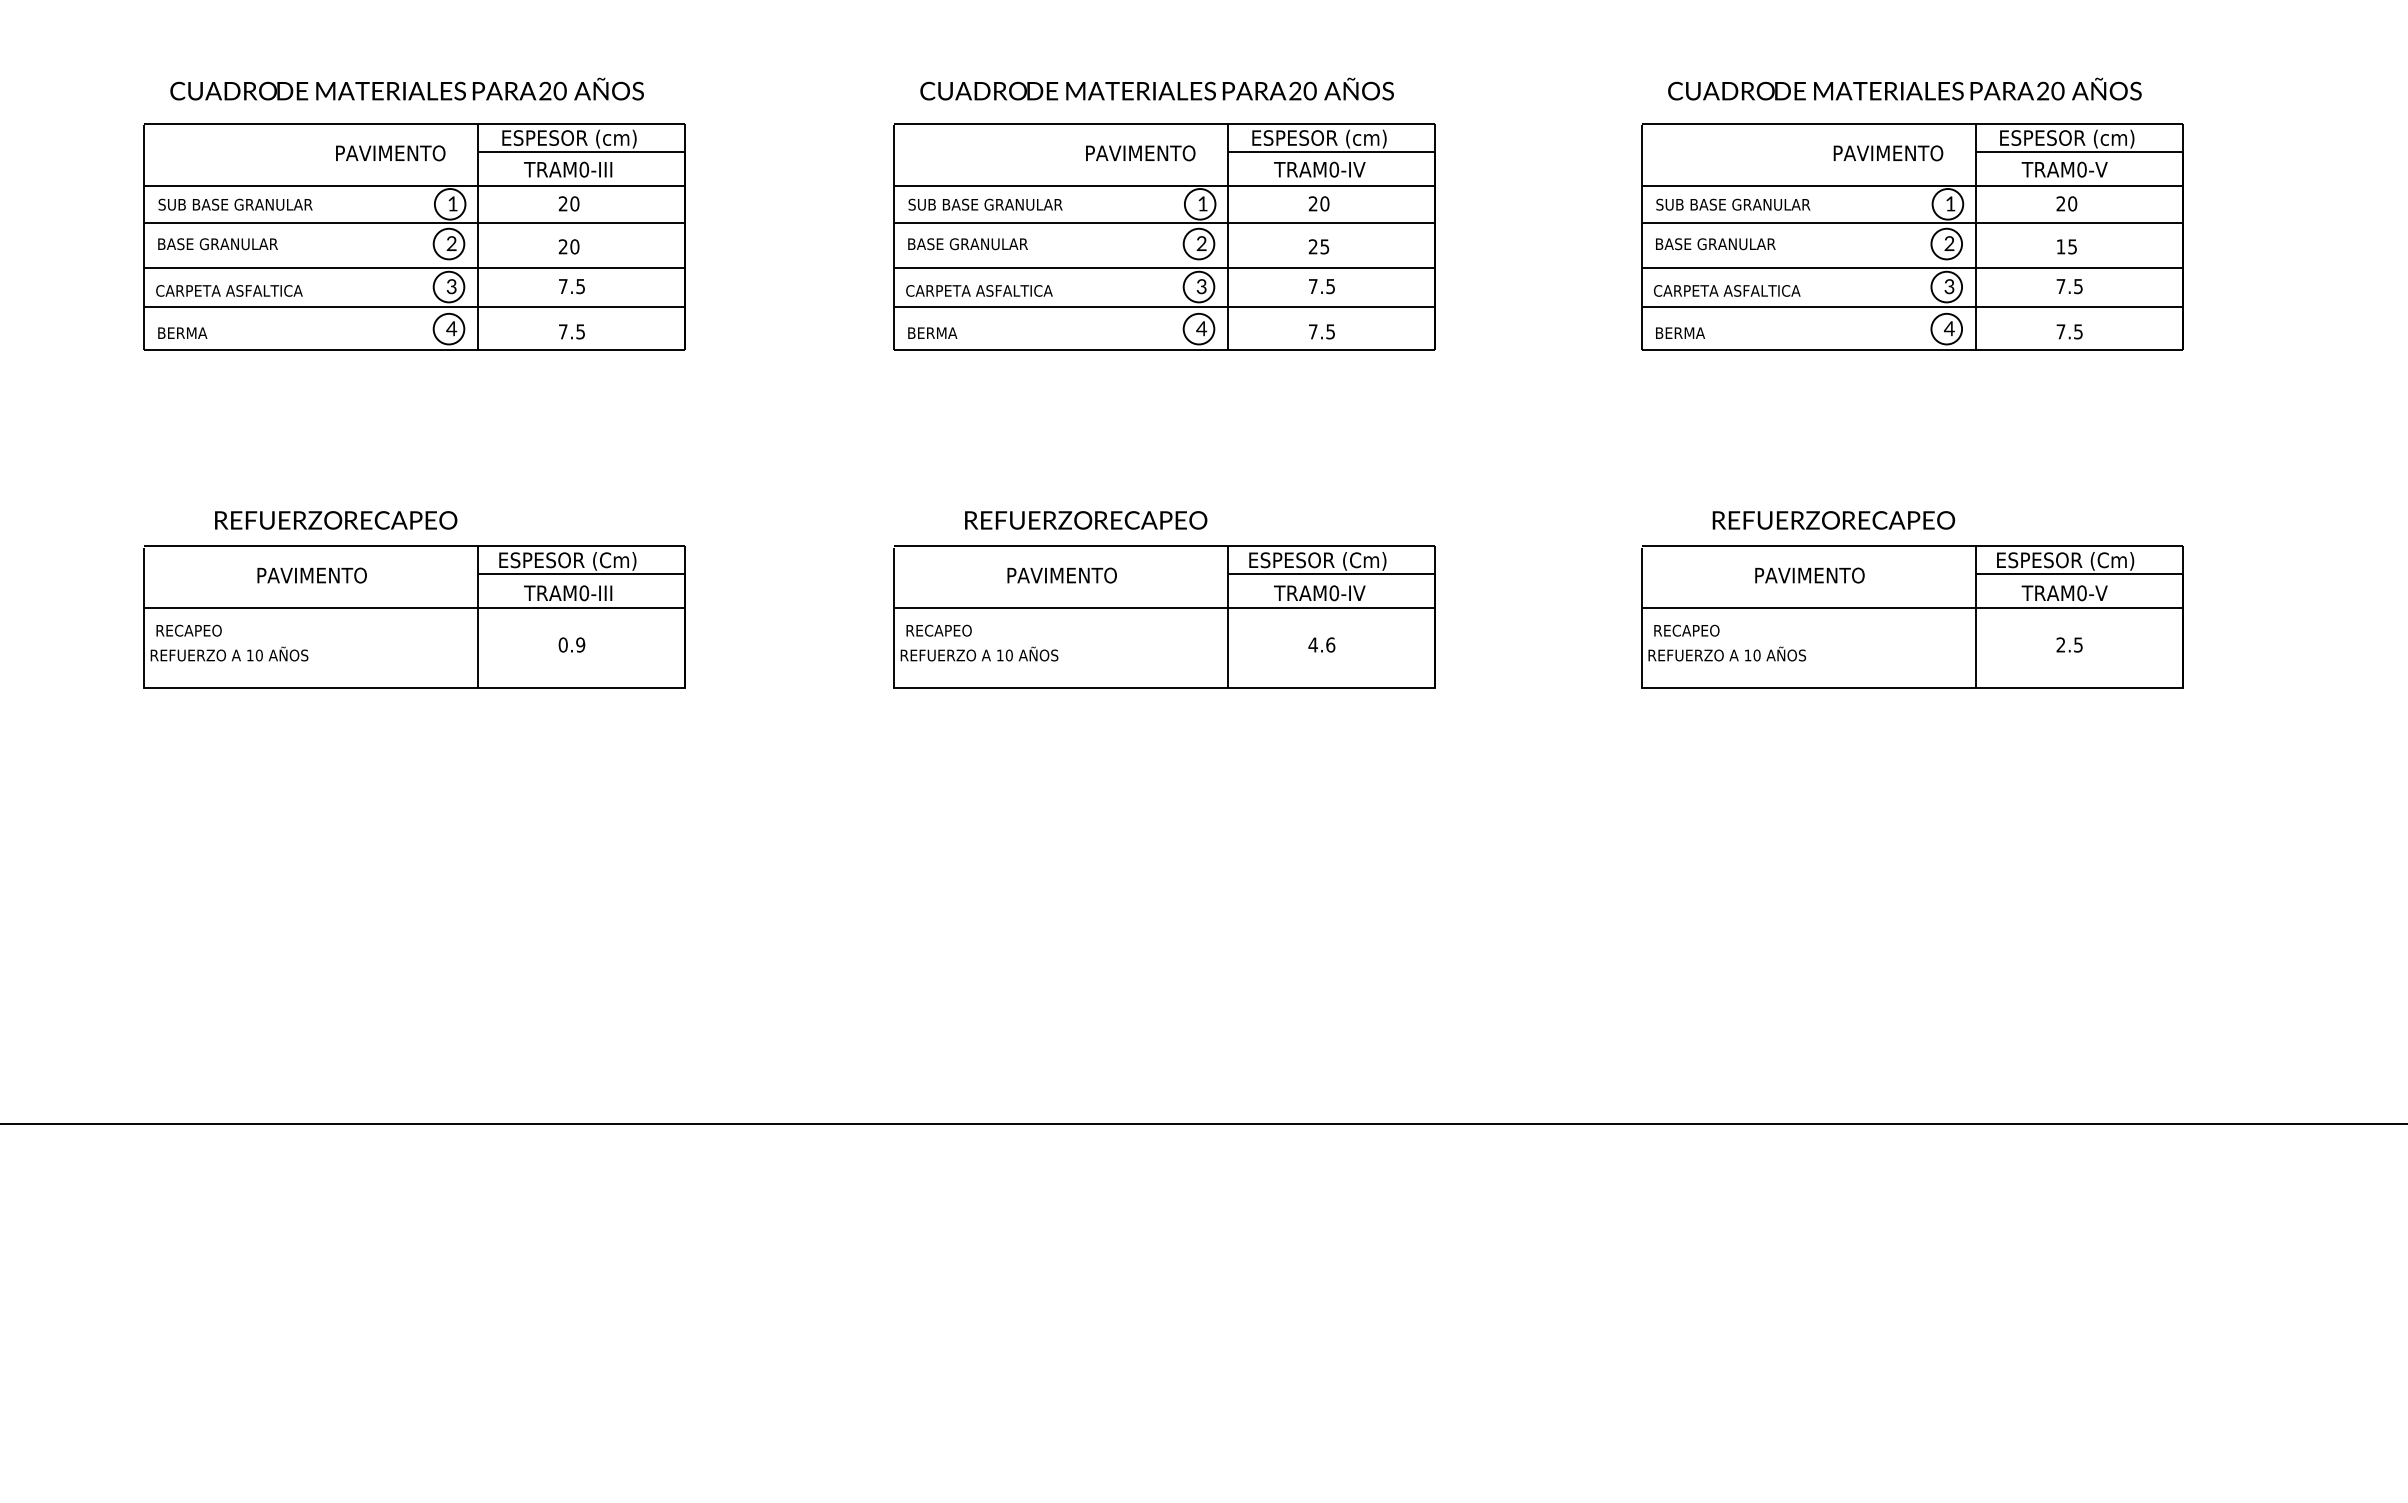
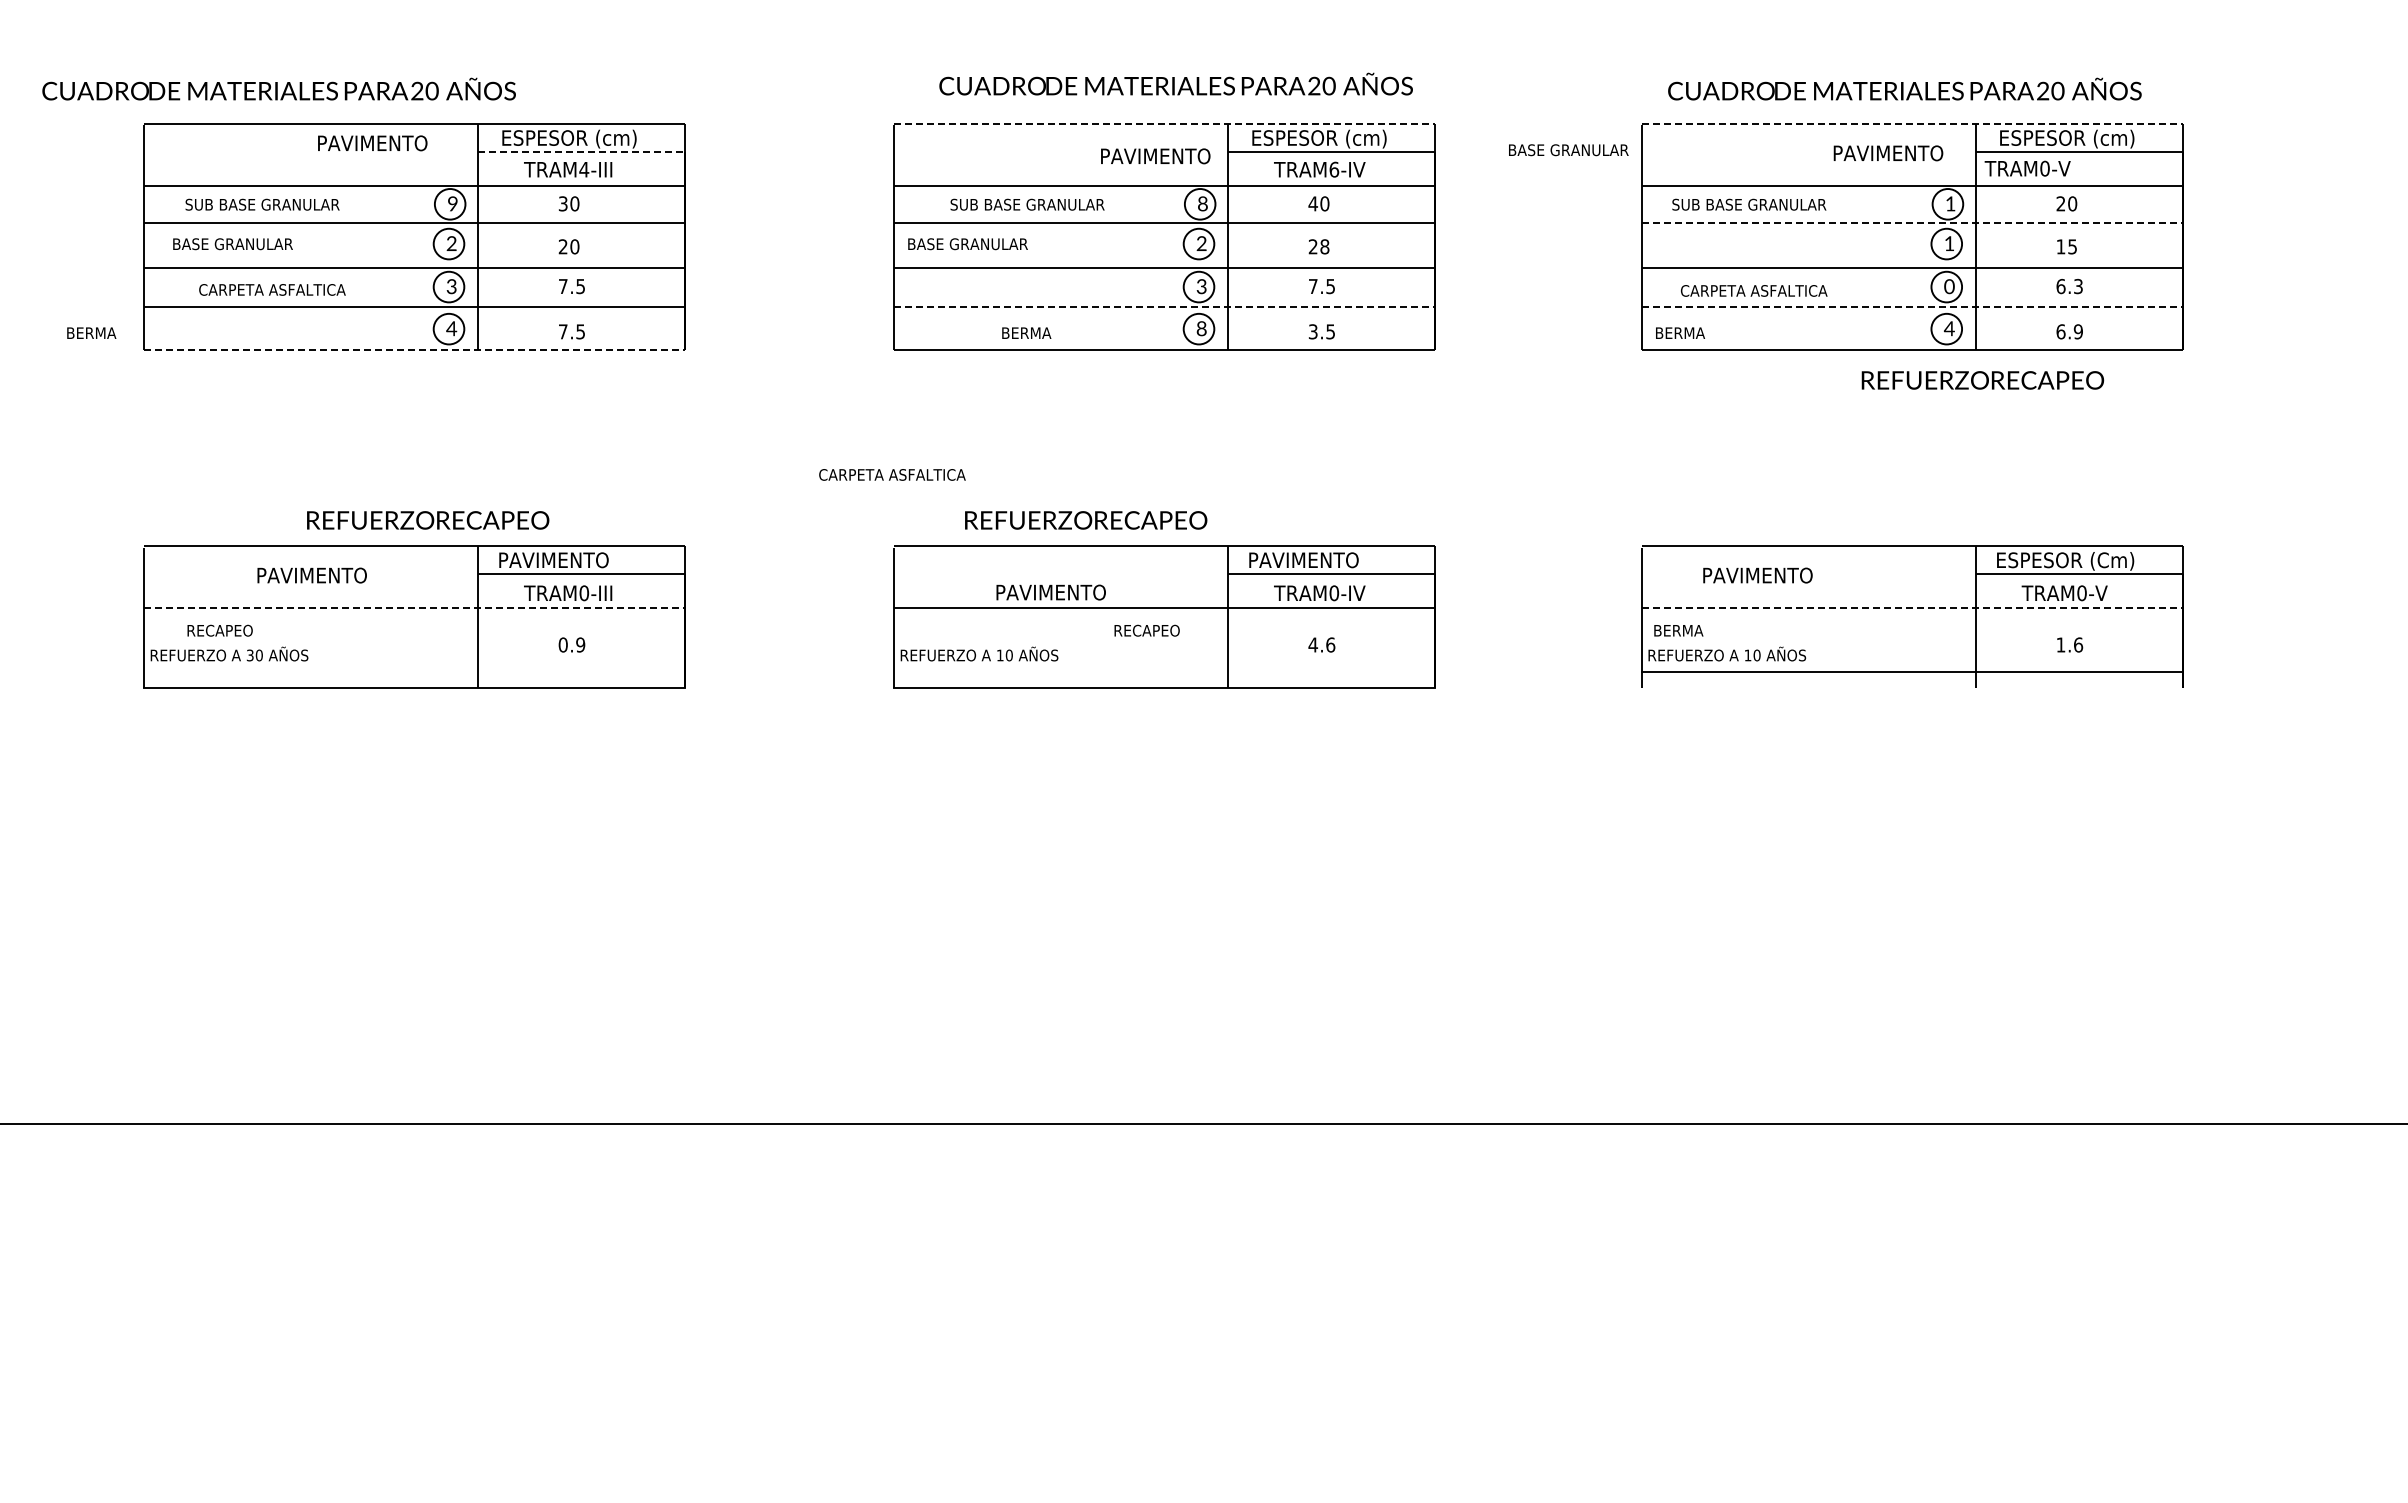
text position: (406, 88) -> (278, 88) (278, 88)
text position: (1156, 88) -> (1175, 83) (1175, 83)
line: solid -> dashed (1164, 124)
line: solid -> dashed (1912, 124)
line: solid -> dashed (581, 151)
text position: (390, 153) -> (372, 143) (372, 143)
text position: (1140, 153) -> (1155, 156) (1155, 156)
text: TRAM0-III -> TRAM4-III (584, 169)
text: TRAM0-IV -> TRAM6-IV (1334, 169)
text position: (2064, 169) -> (2027, 168) (2027, 168)
text: 1 -> 9 (452, 203)
text: 20 -> 30 (563, 203)
text: 1 -> 8 (1202, 203)
text: 20 -> 40 (1312, 203)
text position: (235, 204) -> (262, 204) (262, 204)
text position: (985, 204) -> (1027, 204) (1027, 204)
text position: (1733, 204) -> (1749, 204) (1749, 204)
line: solid -> dashed (1912, 223)
text: 2 -> 1 (1949, 243)
text position: (217, 244) -> (232, 244) (232, 244)
text position: (1715, 244) -> (1568, 150) (1568, 150)
text: 25 -> 28 (1324, 246)
text: 3 -> 0 (1949, 286)
text: 7.5 -> 6.3 (2069, 286)
text position: (229, 290) -> (272, 289) (272, 289)
text position: (979, 290) -> (892, 474) (892, 474)
text position: (1727, 290) -> (1754, 290) (1754, 290)
line: solid -> dashed (1164, 307)
line: solid -> dashed (1912, 307)
text: 4 -> 8 (1201, 328)
text: 7.5 -> 3.5 (1312, 331)
text: 7.5 -> 6.9 (2069, 331)
text position: (182, 332) -> (91, 332) (91, 332)
text position: (932, 332) -> (1026, 332) (1026, 332)
line: solid -> dashed (414, 349)
text position: (336, 520) -> (428, 520) (428, 520)
text position: (1833, 520) -> (1982, 380) (1982, 380)
text: ESPESOR (Cm) -> PAVIMENTO (568, 561)
text: ESPESOR (Cm) -> PAVIMENTO (1318, 561)
text position: (1061, 575) -> (1050, 592) (1050, 592)
text position: (1809, 575) -> (1757, 575) (1757, 575)
line: solid -> dashed (414, 607)
line: solid -> dashed (1912, 607)
text position: (188, 630) -> (219, 630) (219, 630)
text position: (938, 630) -> (1146, 630) (1146, 630)
text: RECAPEO -> BERMA (1687, 630)
text: 2.5 -> 1.6 (2069, 644)
text: 10 -> 30 (249, 655)
line position: (1911, 688) -> (1911, 672) (1911, 672)
